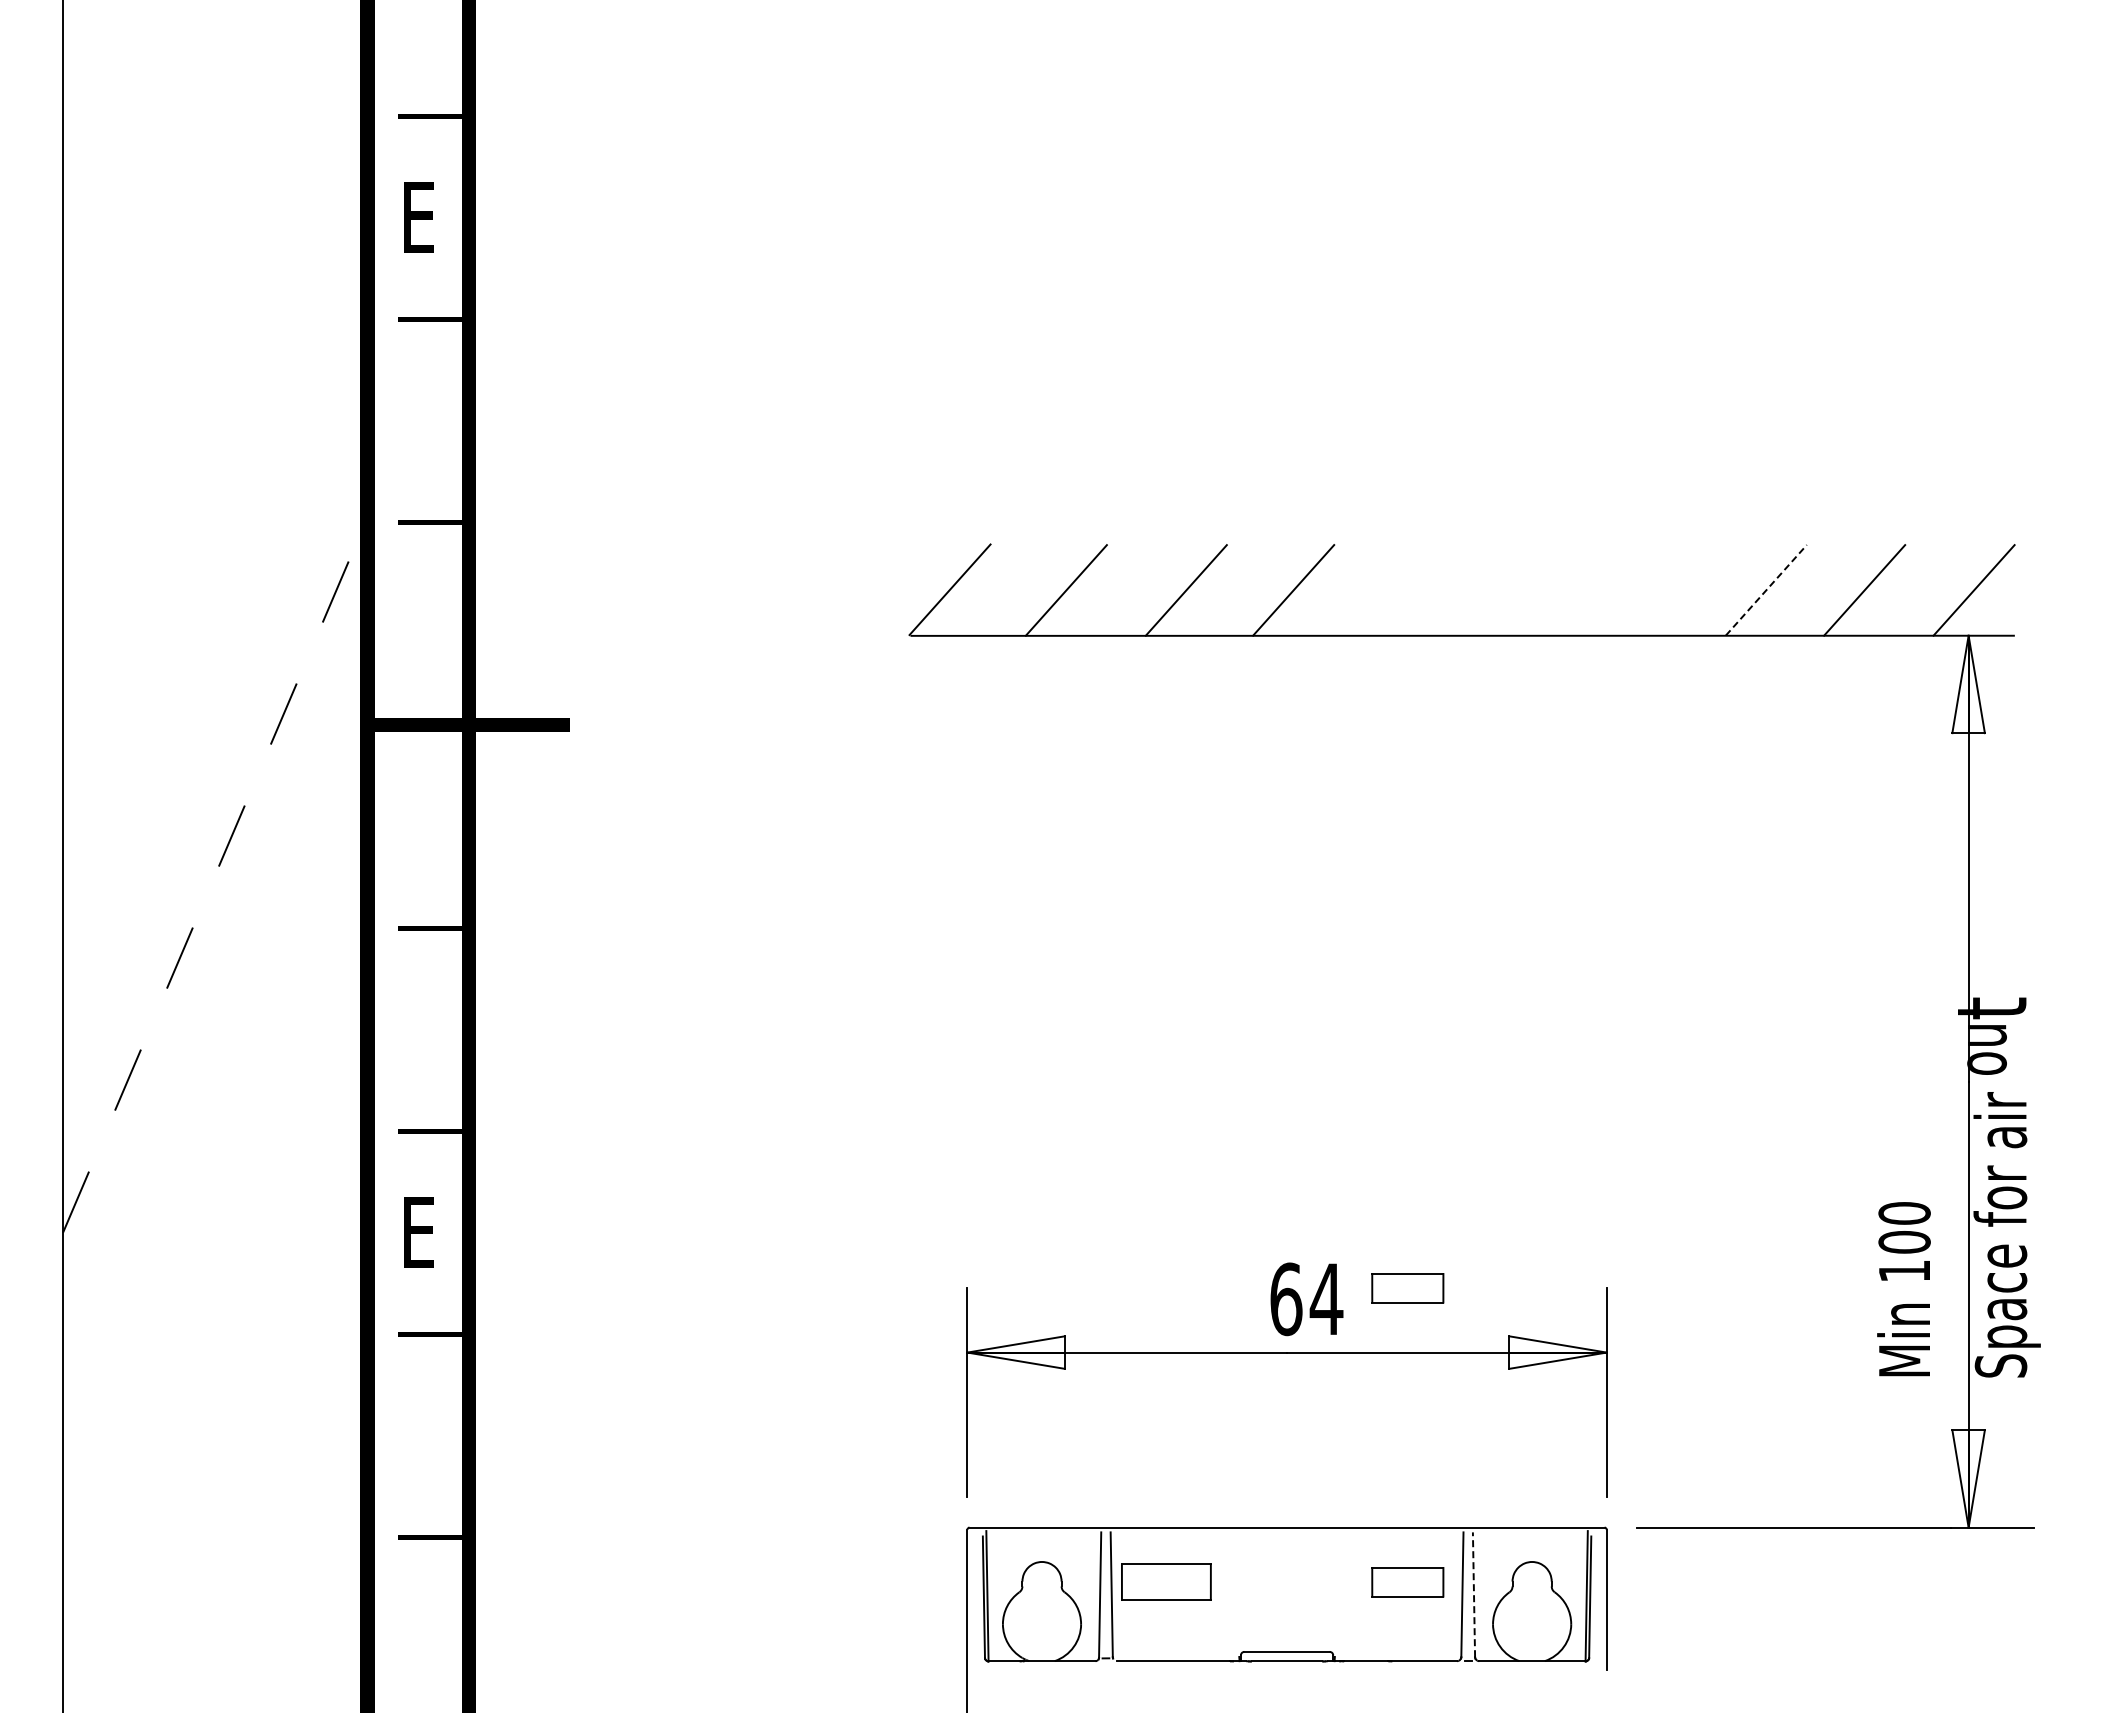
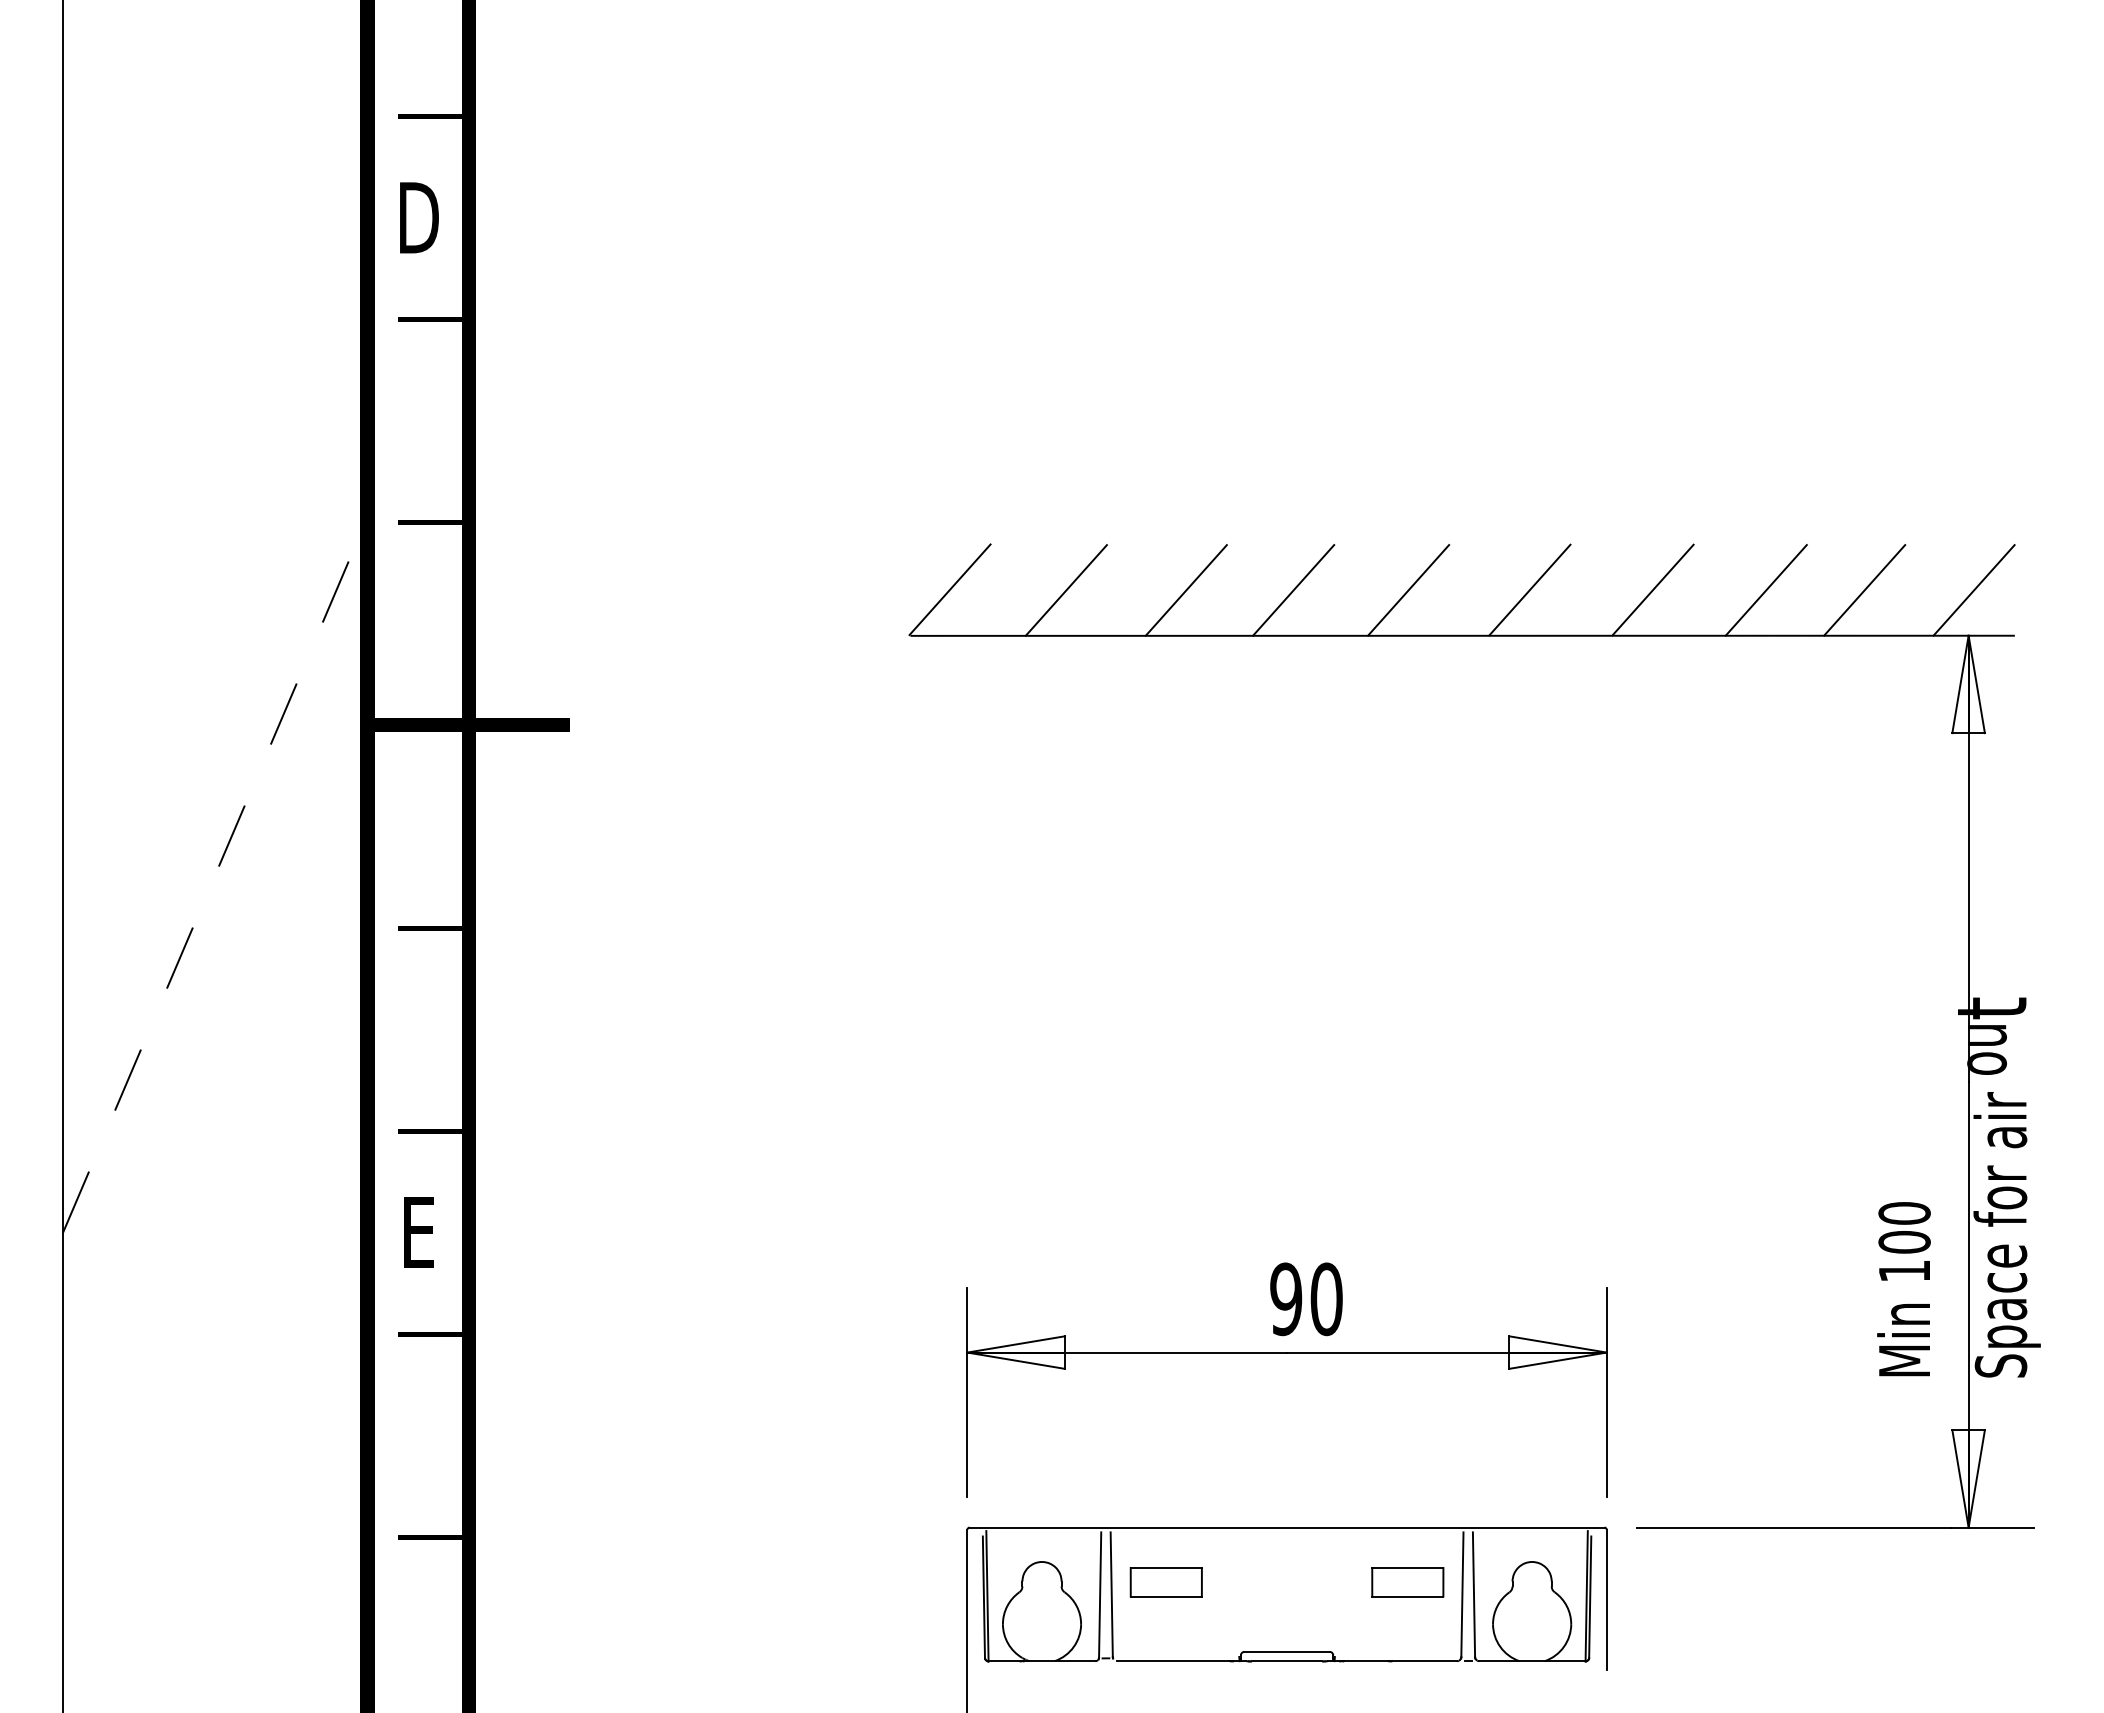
text: E -> D (419, 217)
line: none -> present (1529, 589)
line: none -> present (1652, 589)
line: none -> present (1408, 590)
line: dashed -> solid (1766, 590)
part: present -> none (1407, 1288)
text: 64 -> 90 (1306, 1299)
part size: 91x38 px -> 74x31 px (1165, 1582)
line: dashed -> solid (1473, 1594)
